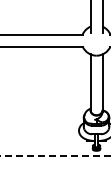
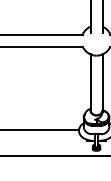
line: none -> present (40, 130)
line: dashed -> solid (55, 155)
